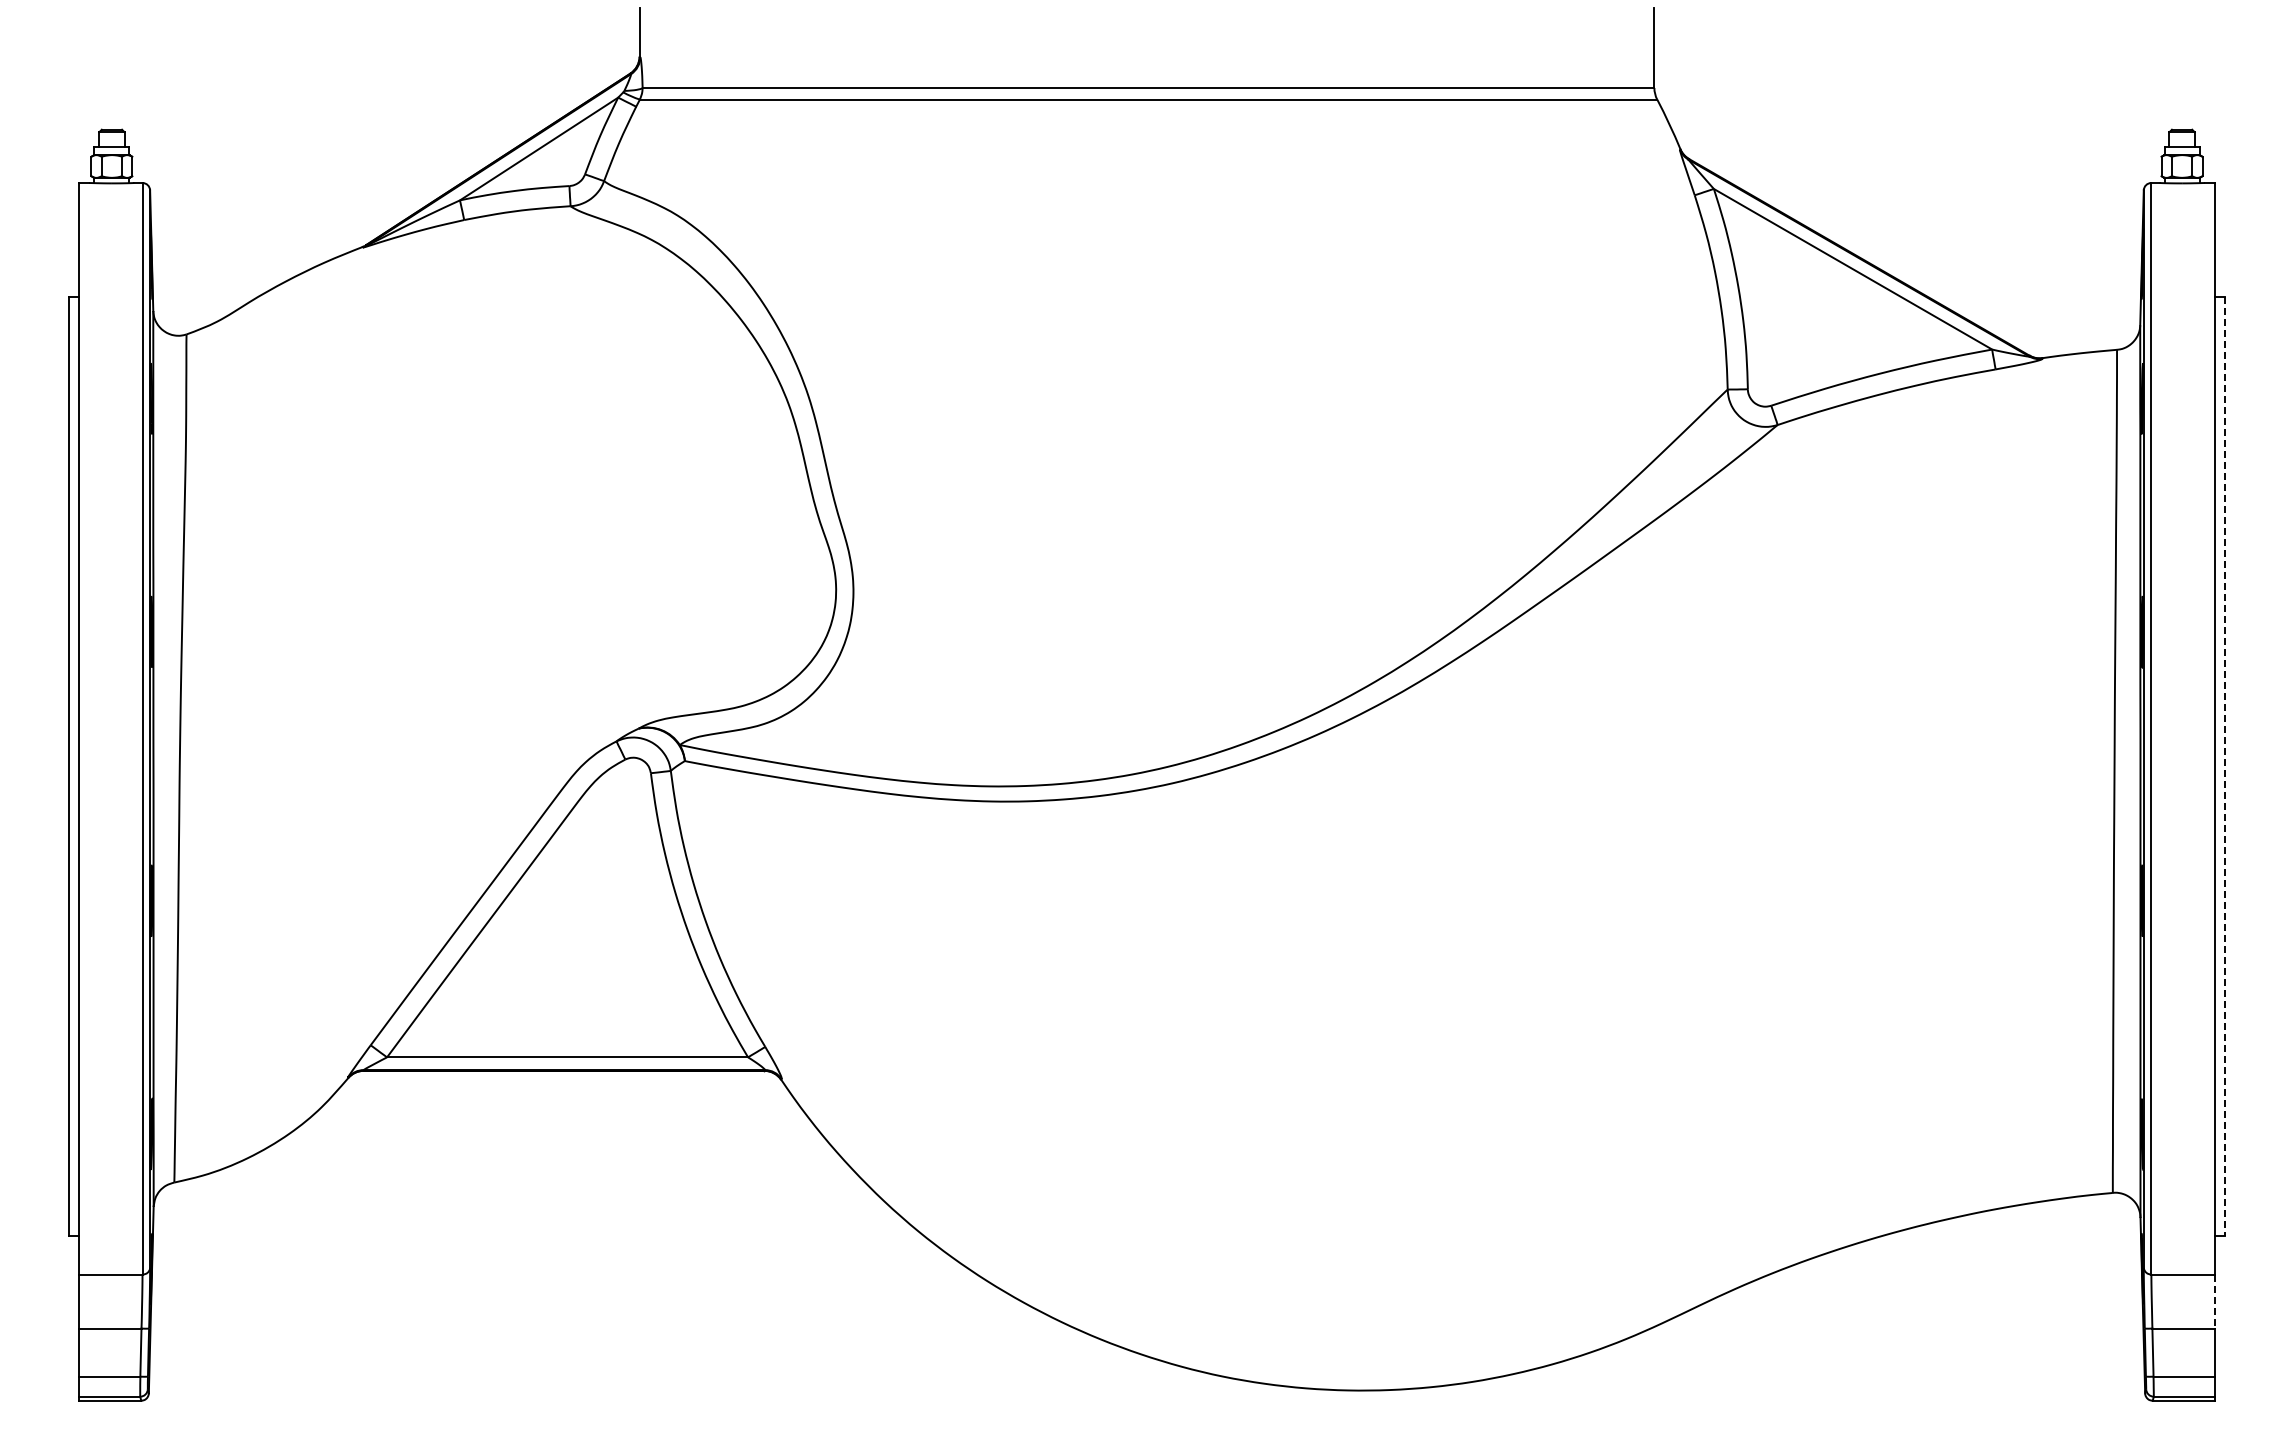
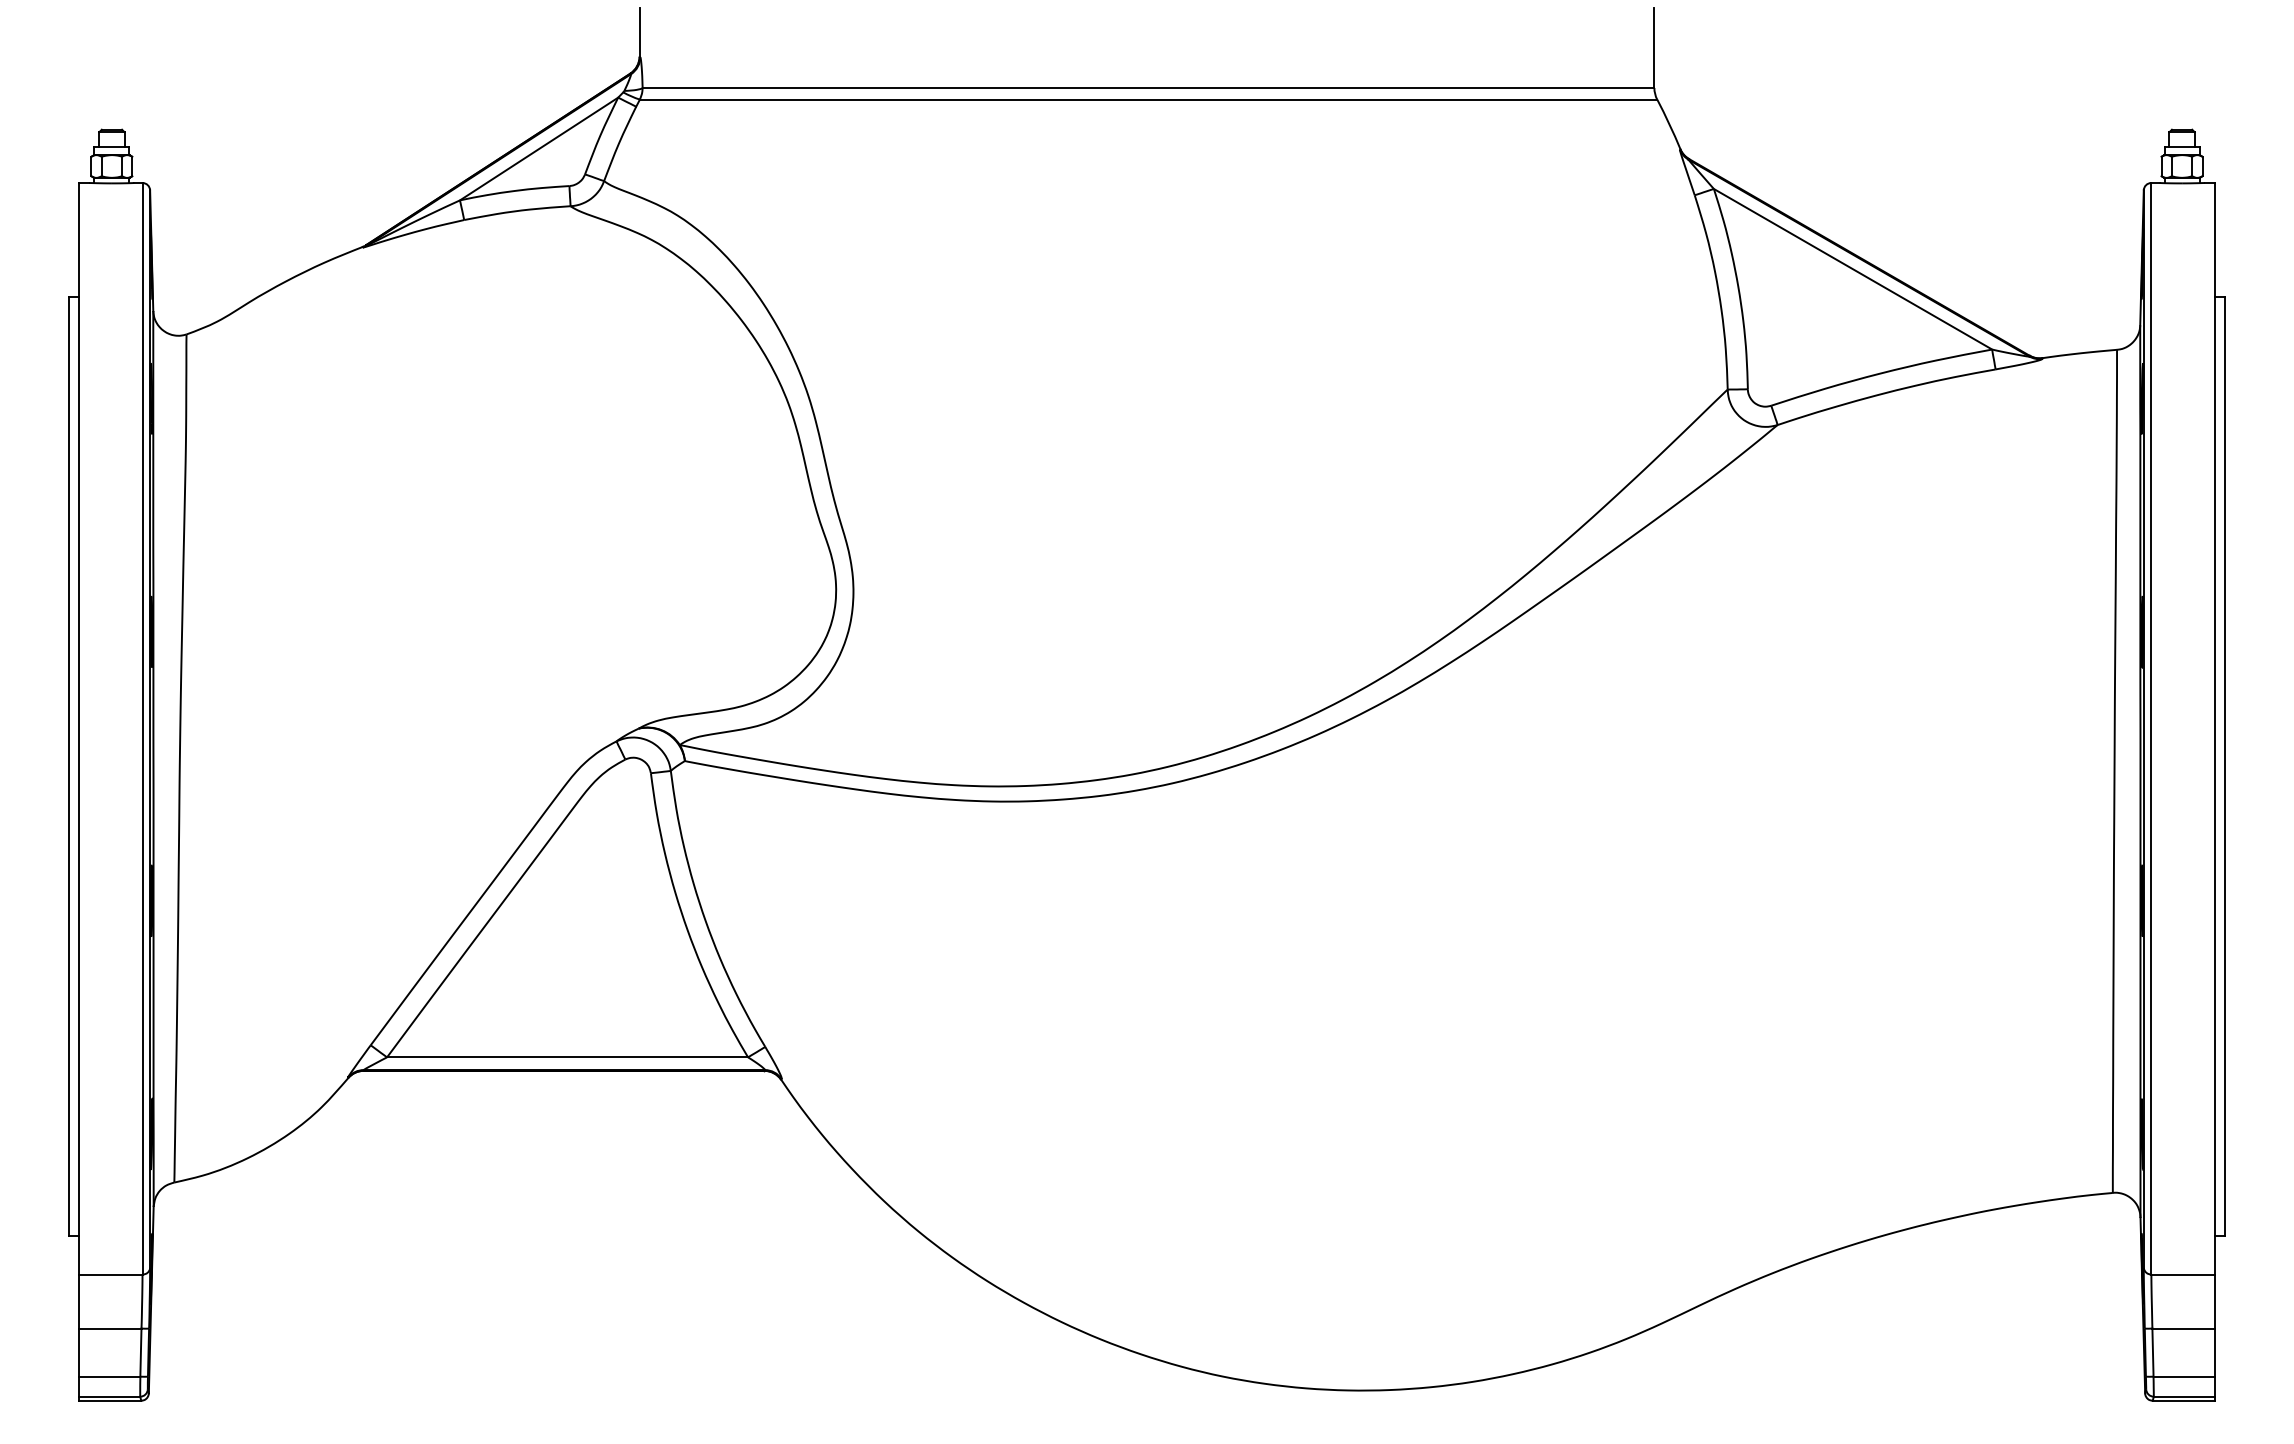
line: dashed -> solid (2225, 767)
line: dashed -> solid (2215, 1302)
